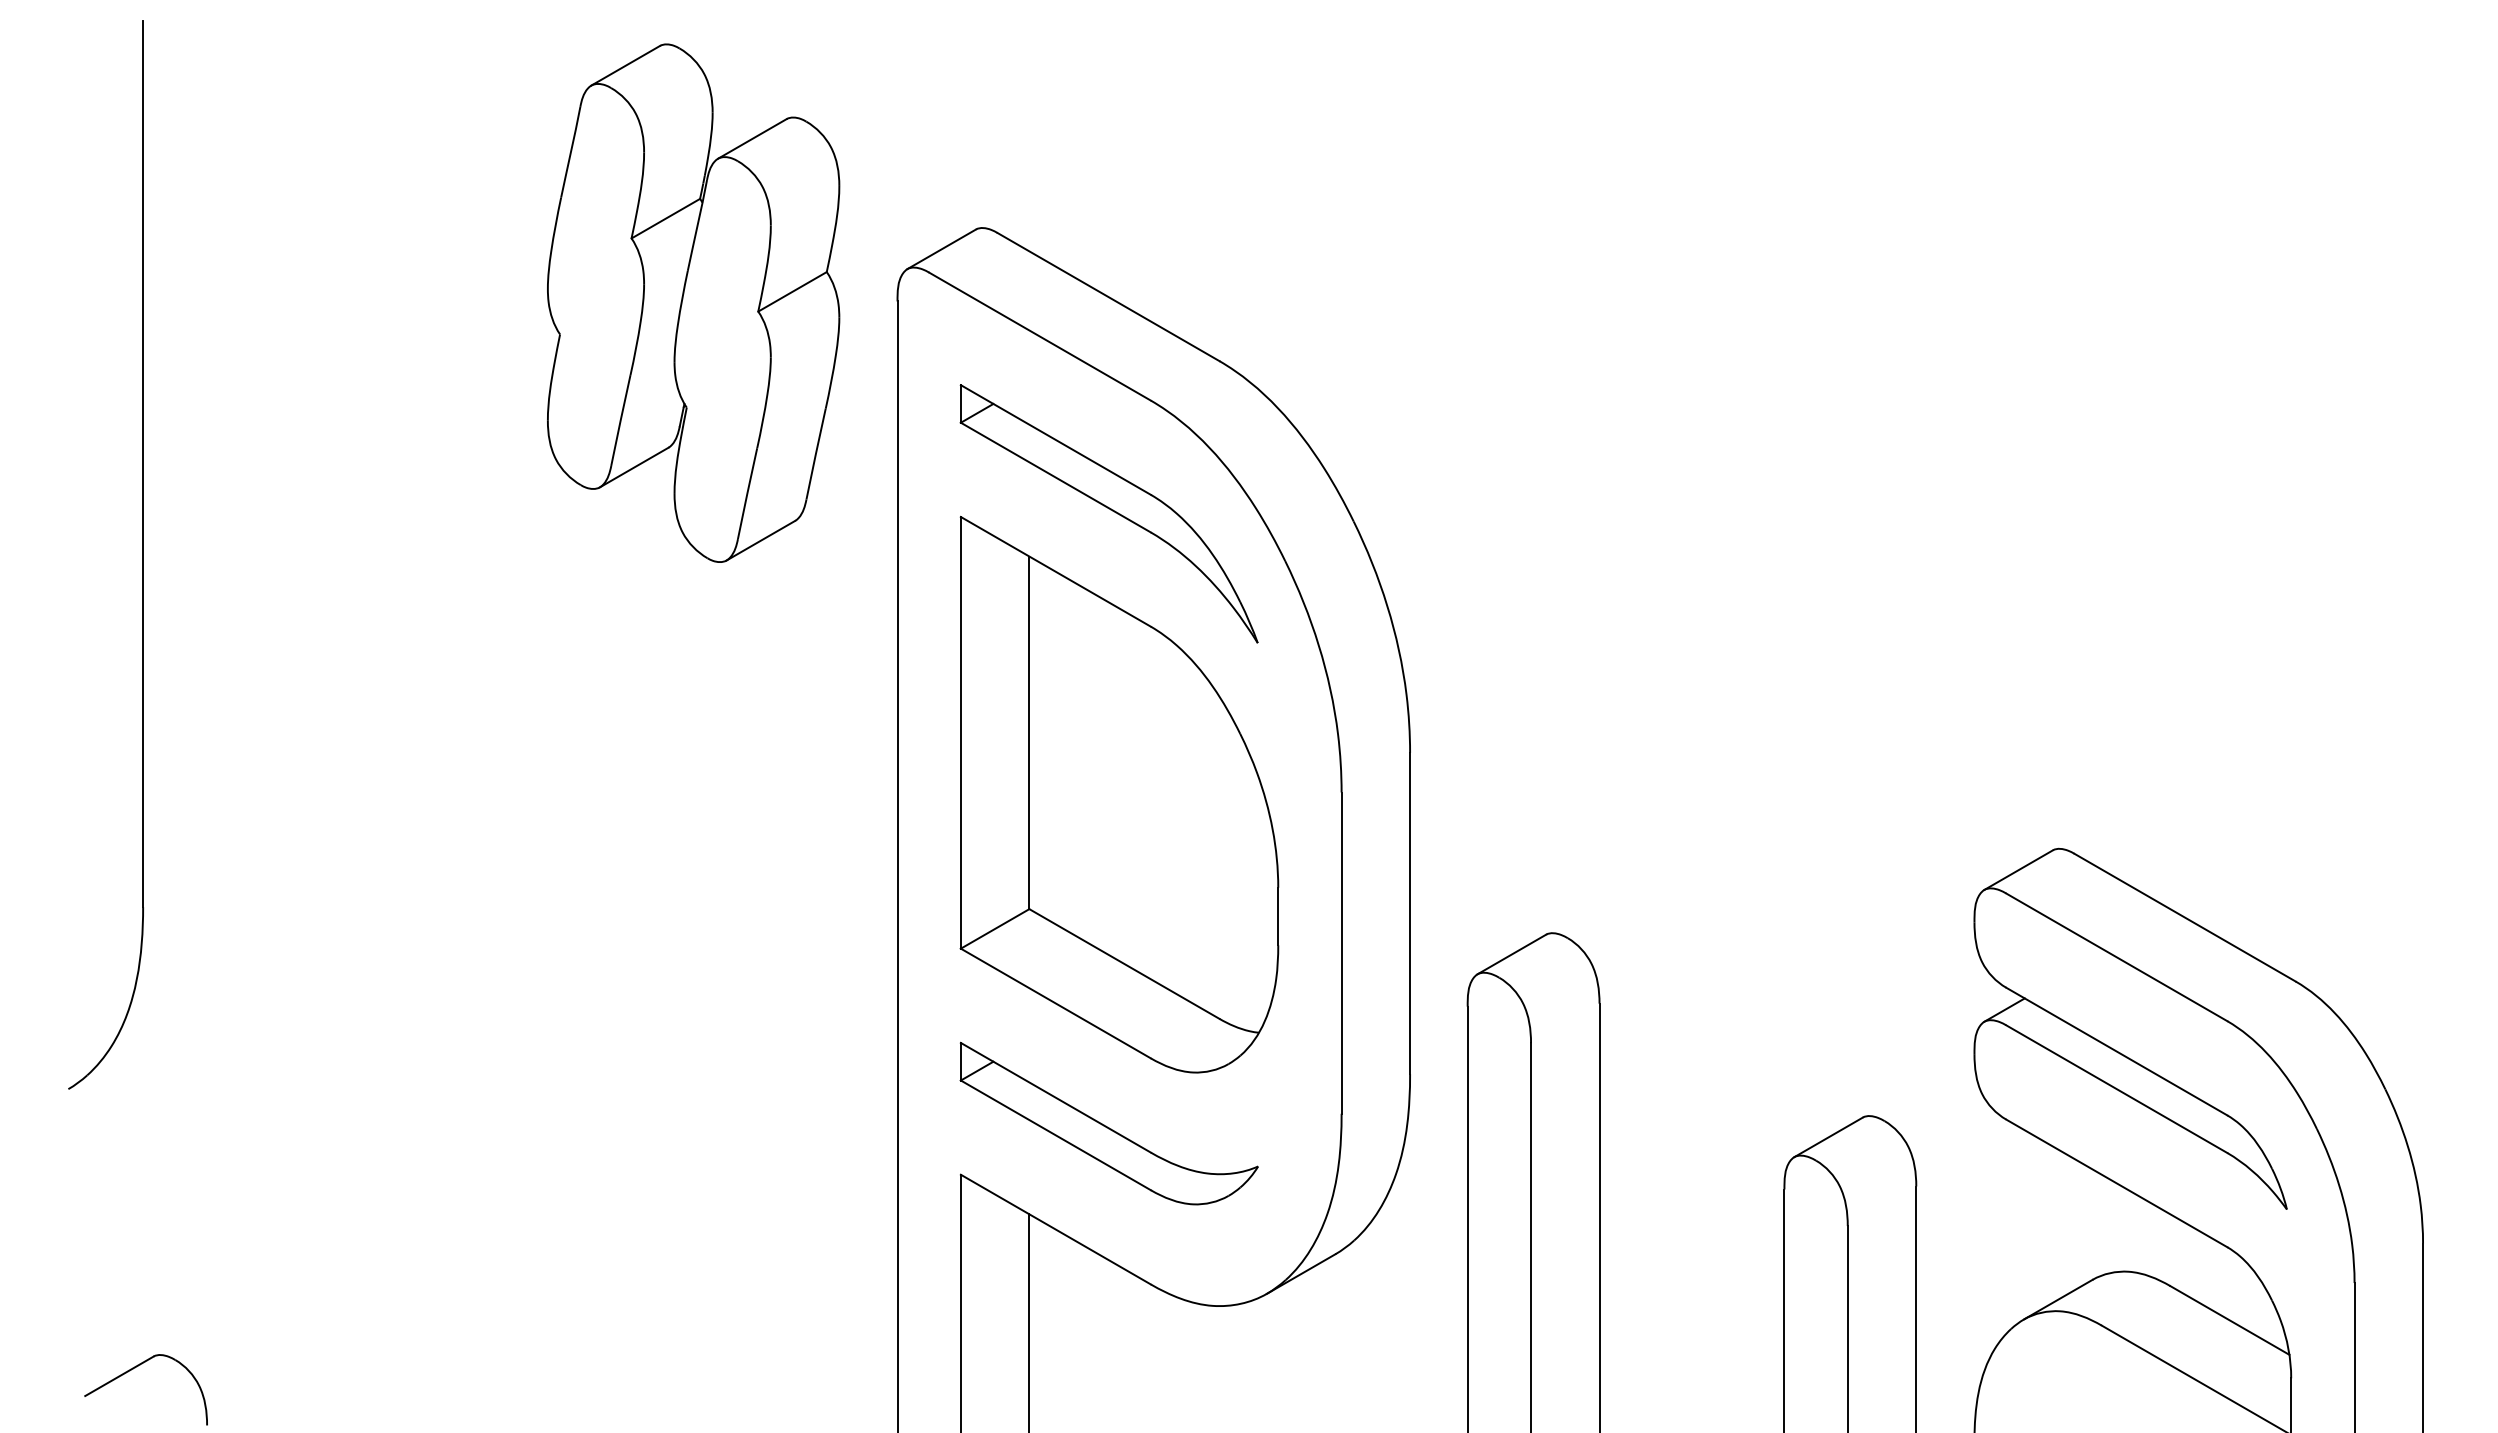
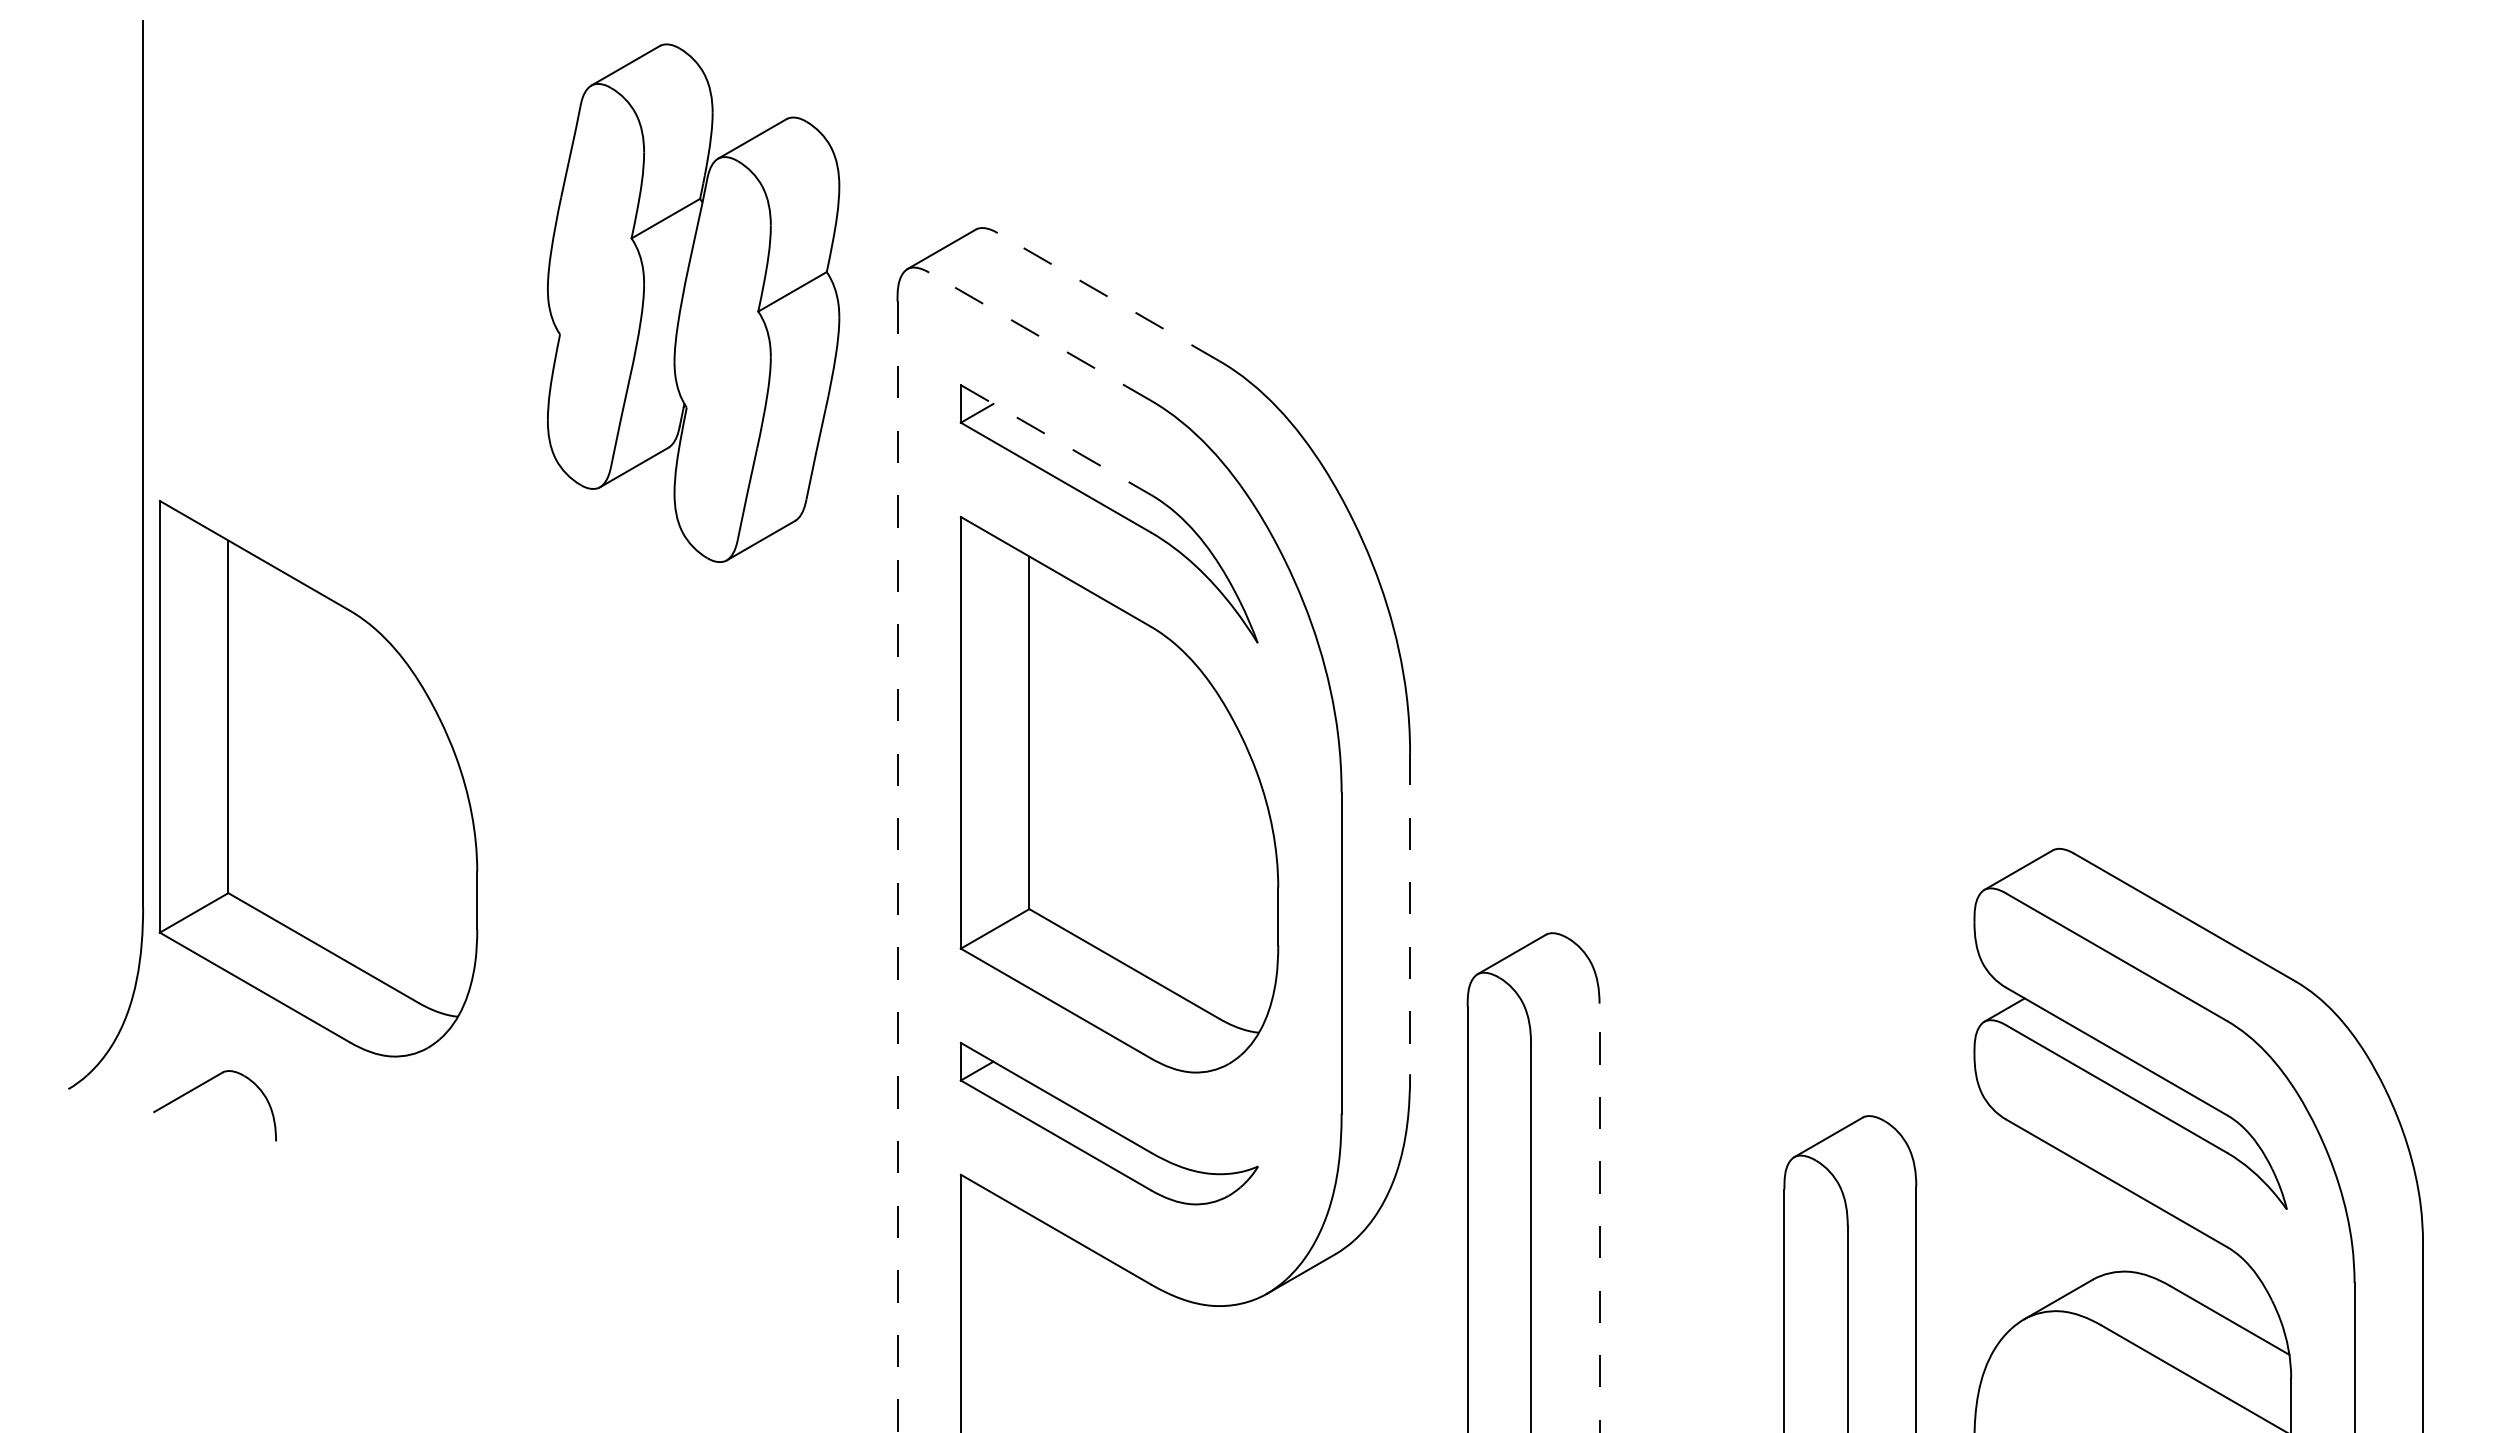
line: solid -> dashed (1108, 296)
line: solid -> dashed (1039, 336)
line: solid -> dashed (1055, 440)
part: none -> present (318, 778)
line: solid -> dashed (897, 867)
line: solid -> dashed (1410, 913)
line: solid -> dashed (1599, 1217)
line: present -> none (1029, 1321)
part position: (135, 1368) -> (204, 1084) (204, 1084)
